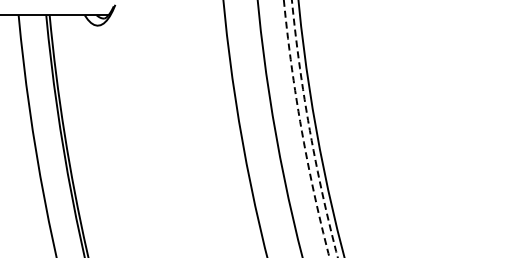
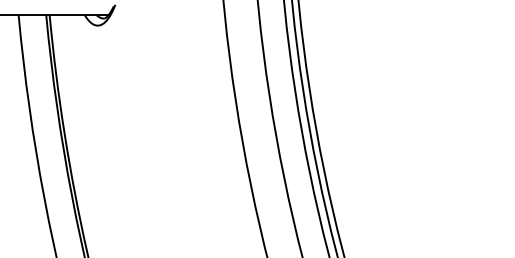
circle: dashed -> solid (306, 128)
circle: dashed -> solid (314, 128)
